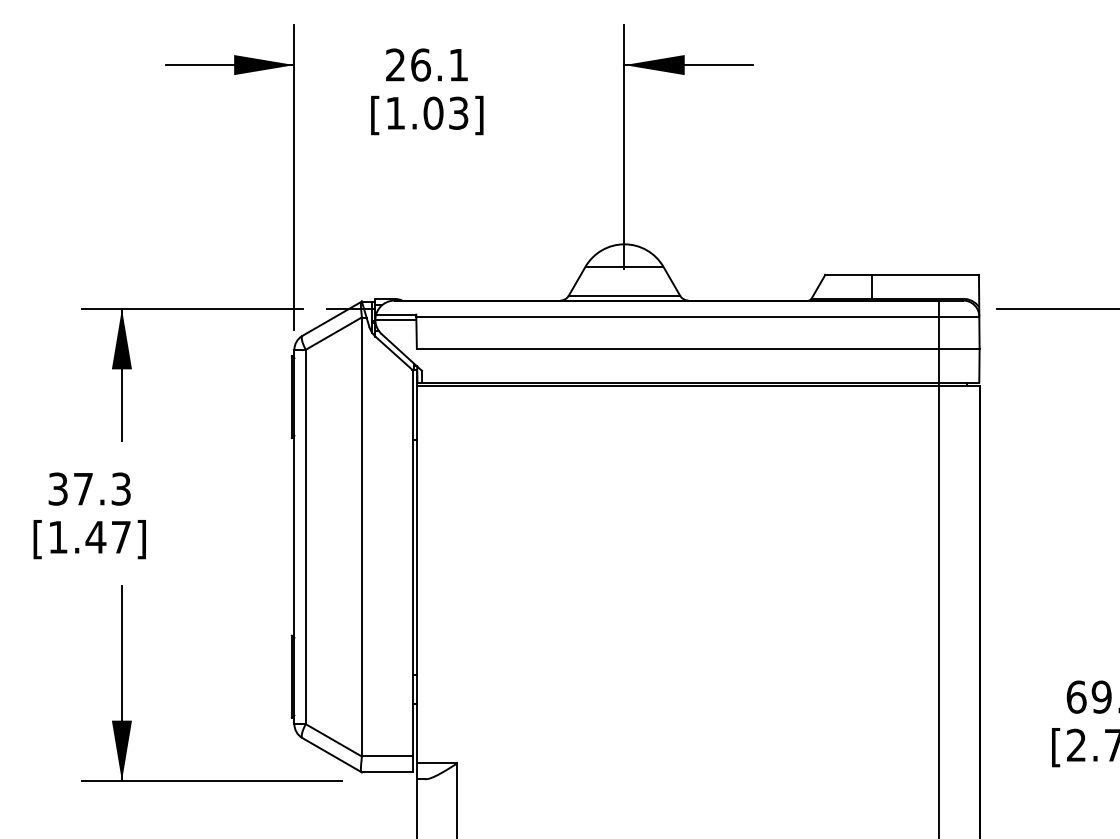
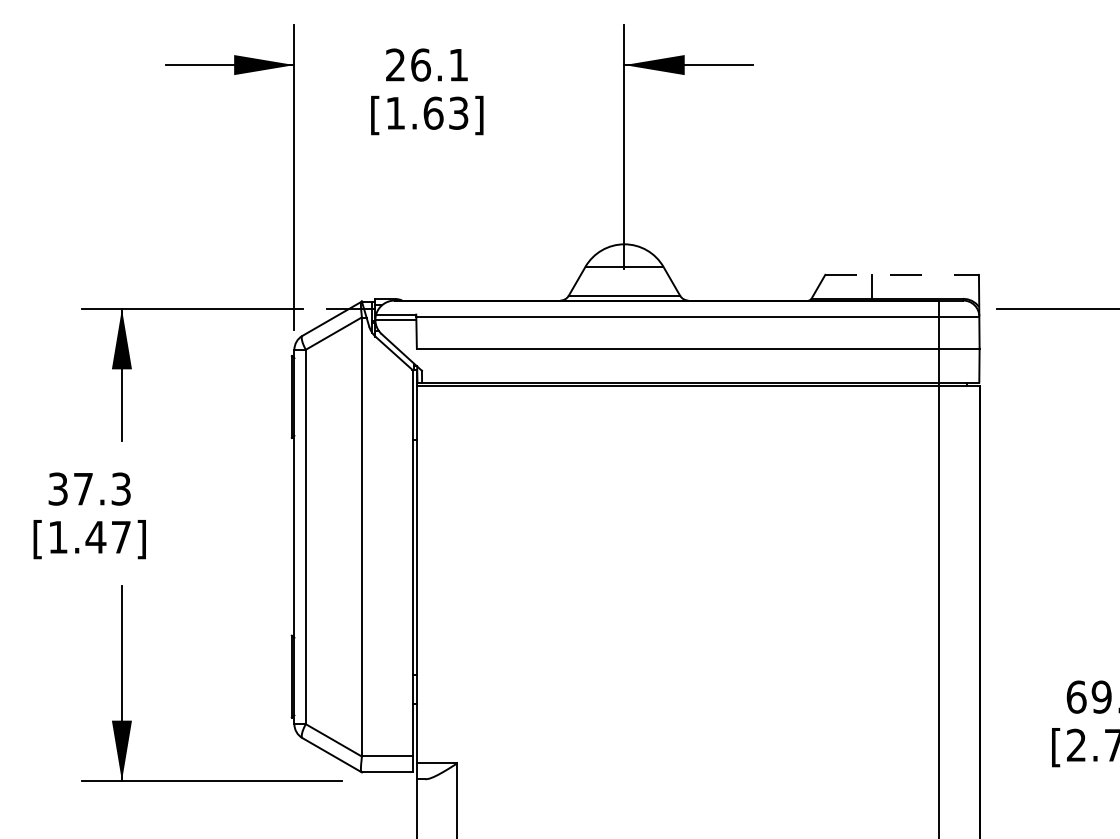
text: [1.03] -> [1.63] (433, 112)
line: solid -> dashed (902, 274)
